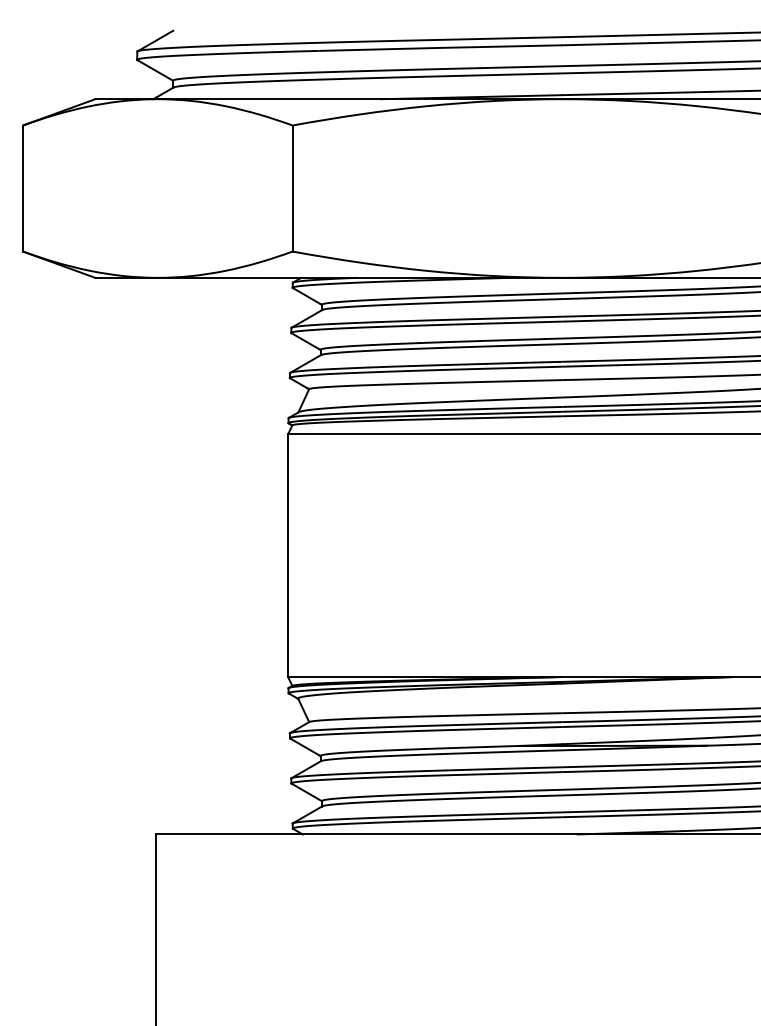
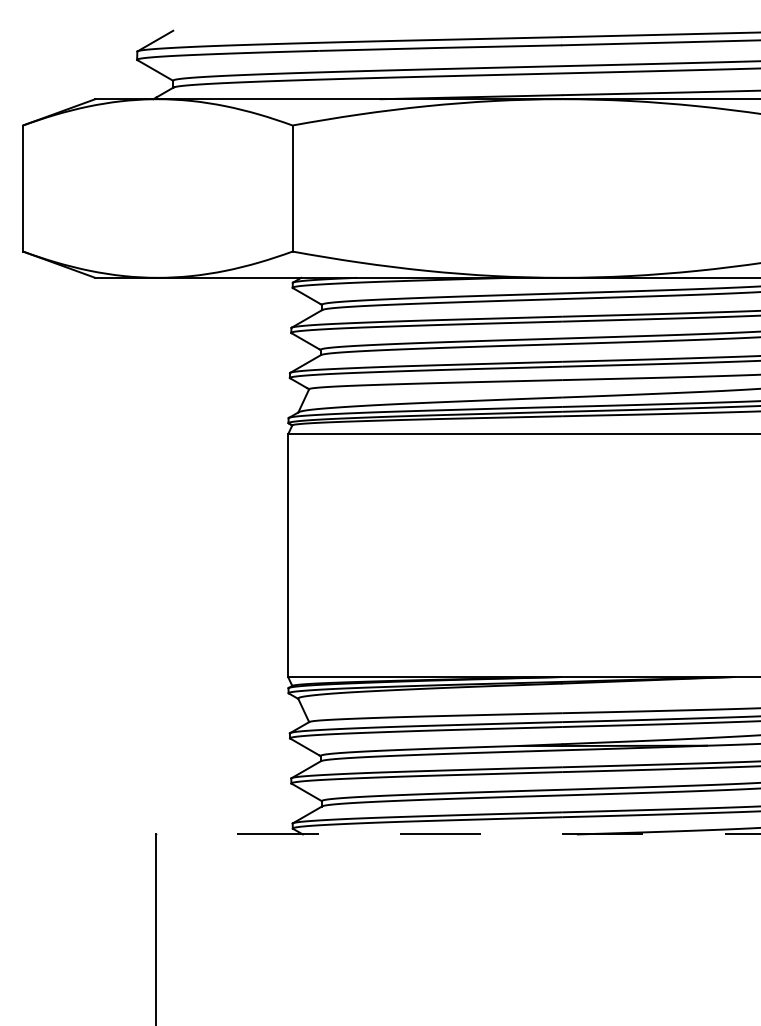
line: solid -> dashed (458, 834)
